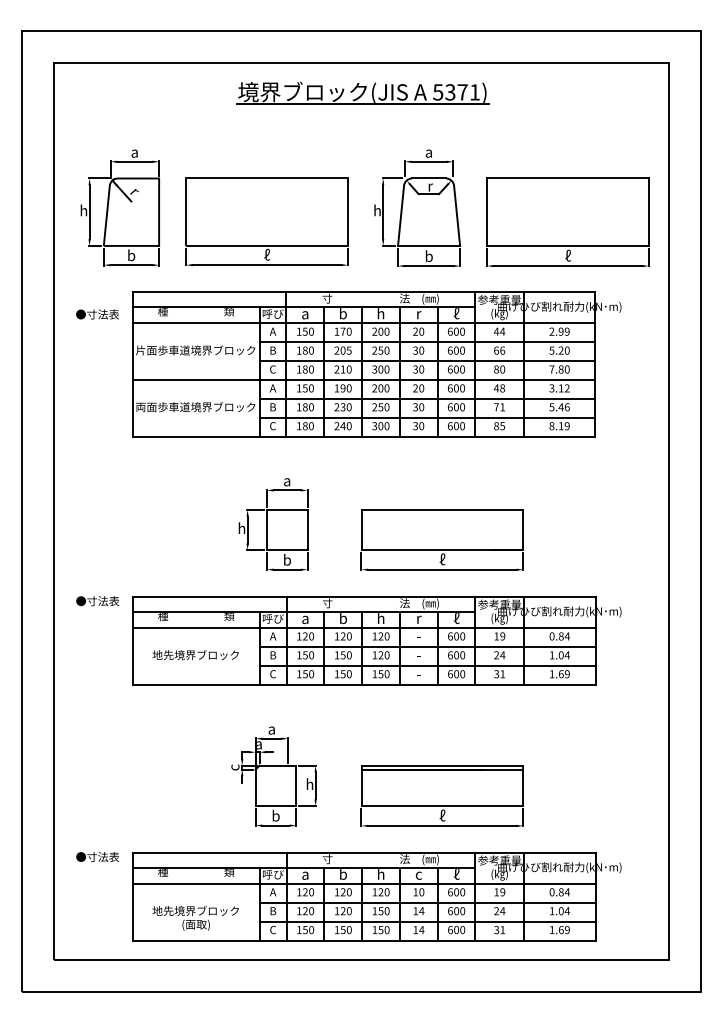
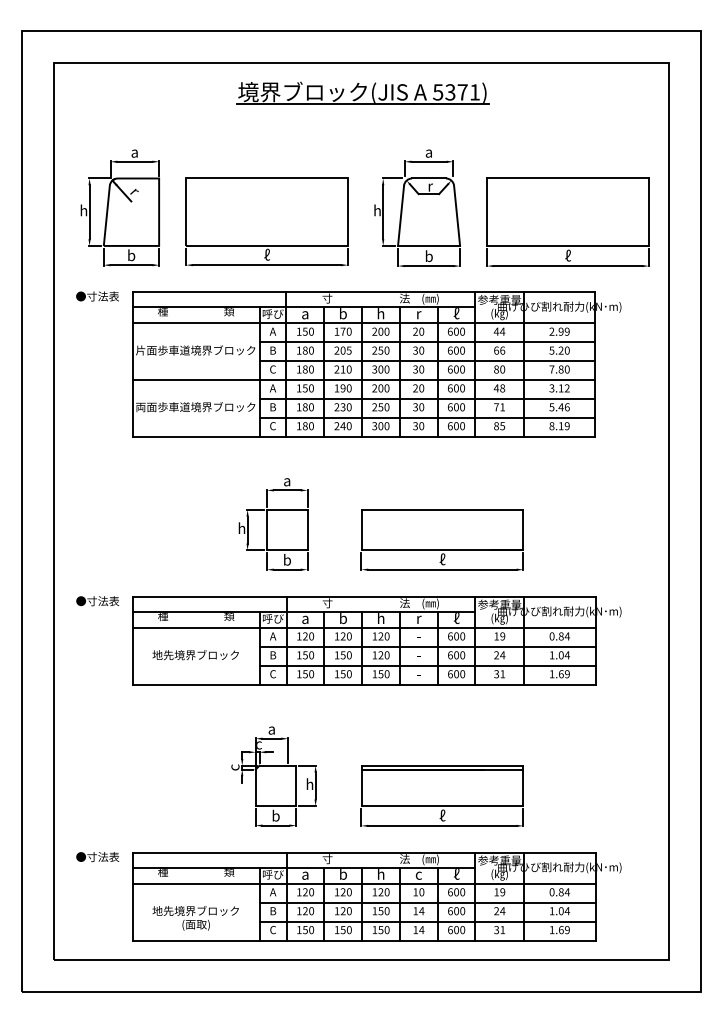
text position: (97, 314) -> (97, 296) (97, 296)
text: a -> c (259, 745)
